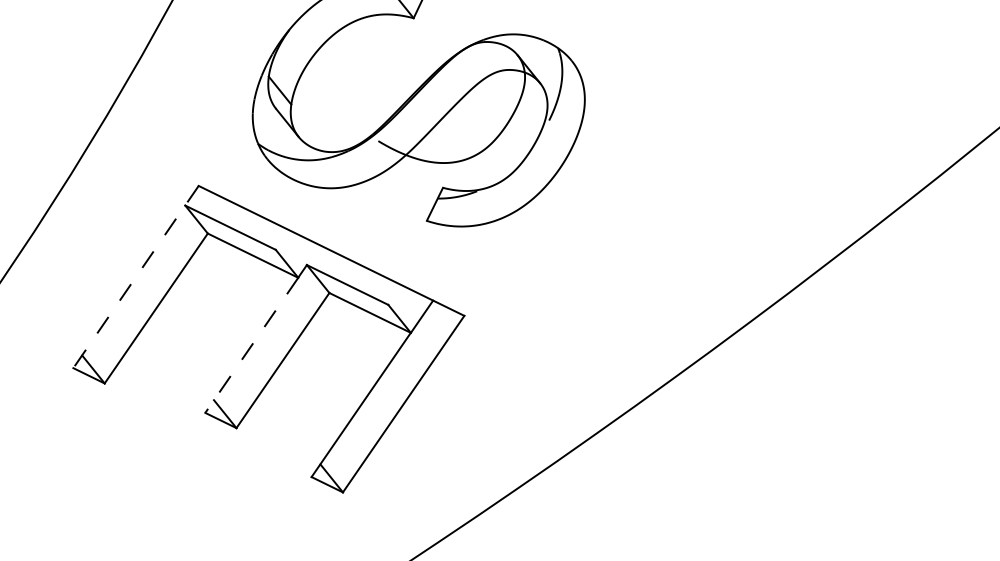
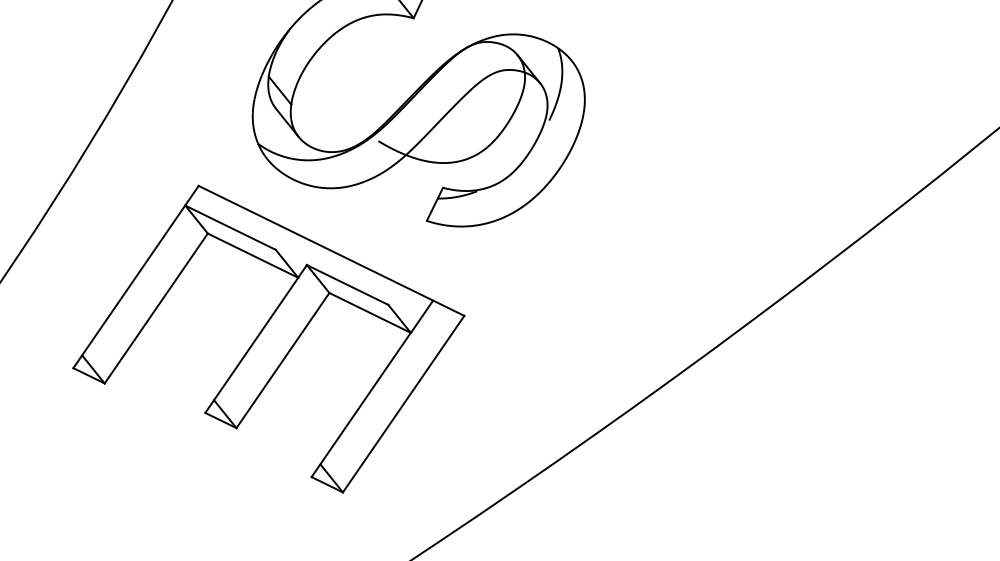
line: dashed -> solid (136, 277)
line: dashed -> solid (251, 345)
